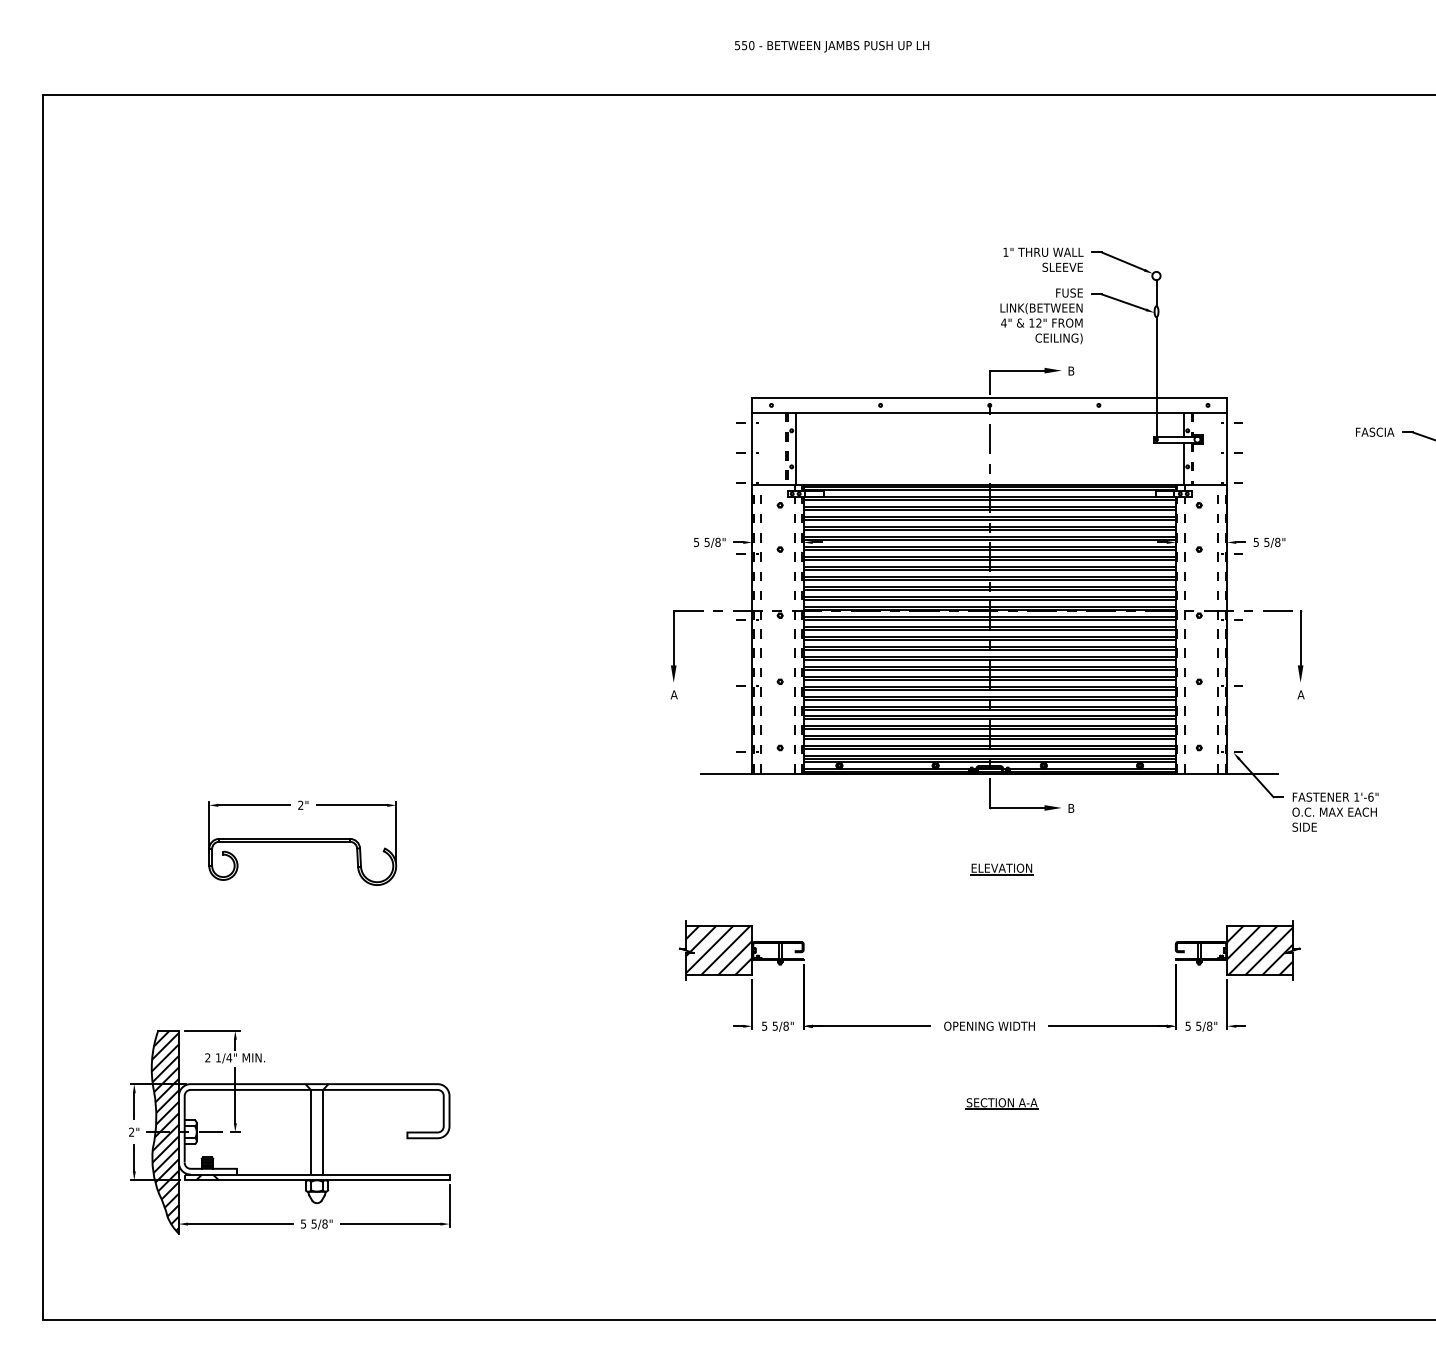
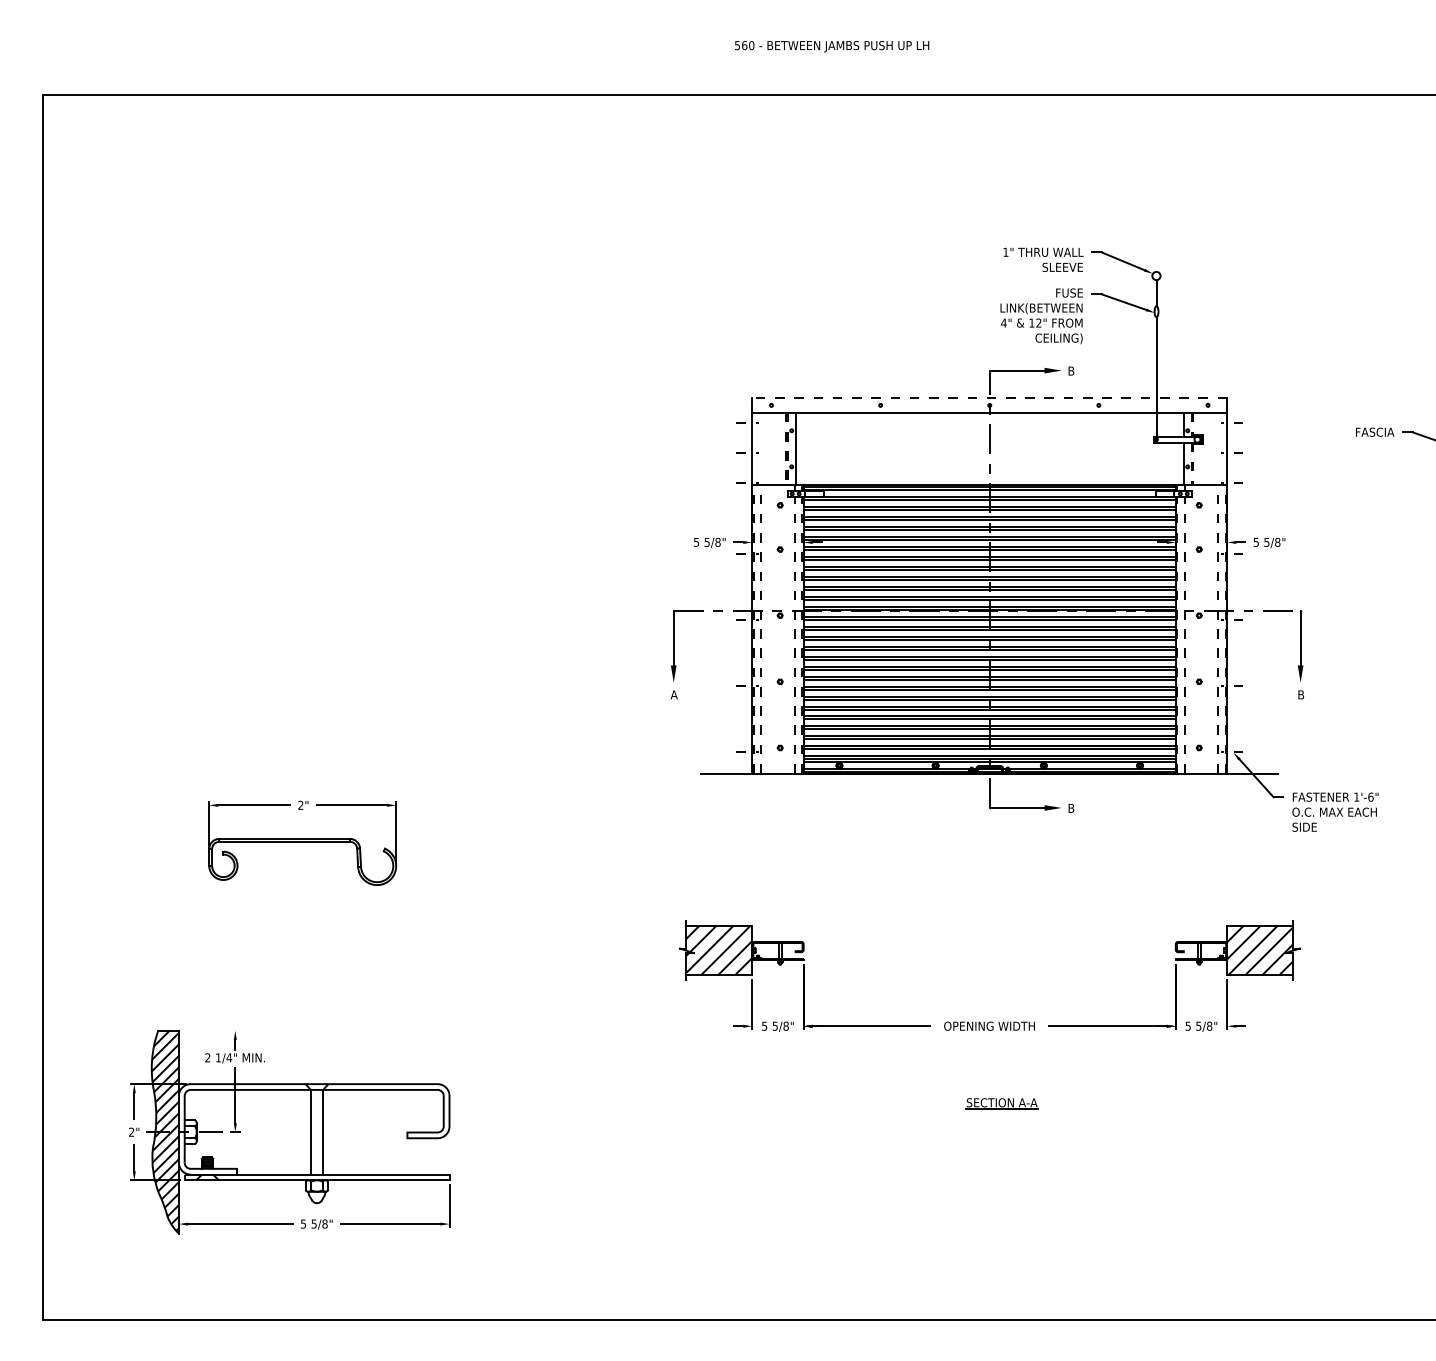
text: 550 -> 560 (744, 45)
line: solid -> dashed (989, 397)
text: A -> B (1300, 694)
part: present -> none (1001, 869)
line: present -> none (211, 1030)
